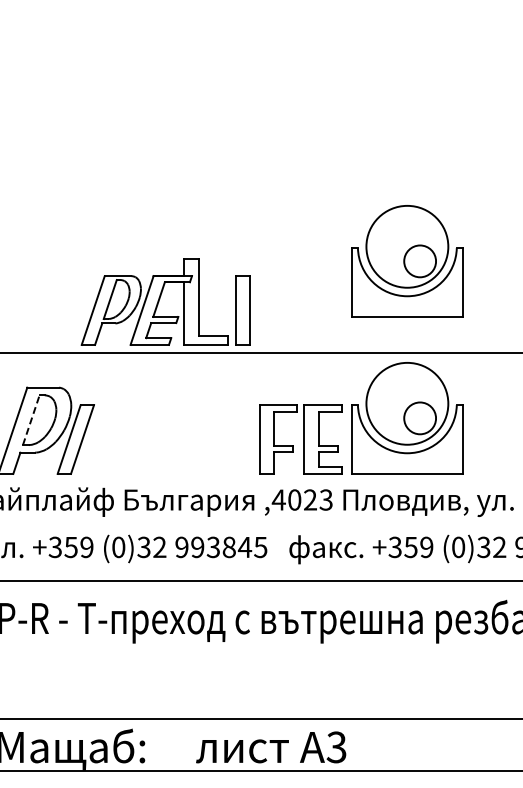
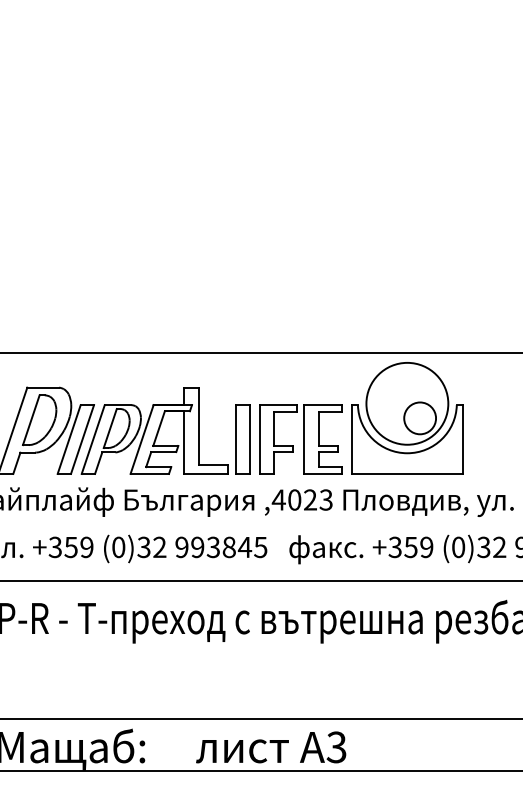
part: present -> none (407, 261)
part position: (165, 301) -> (165, 430) (165, 430)
line: dashed -> solid (31, 419)
